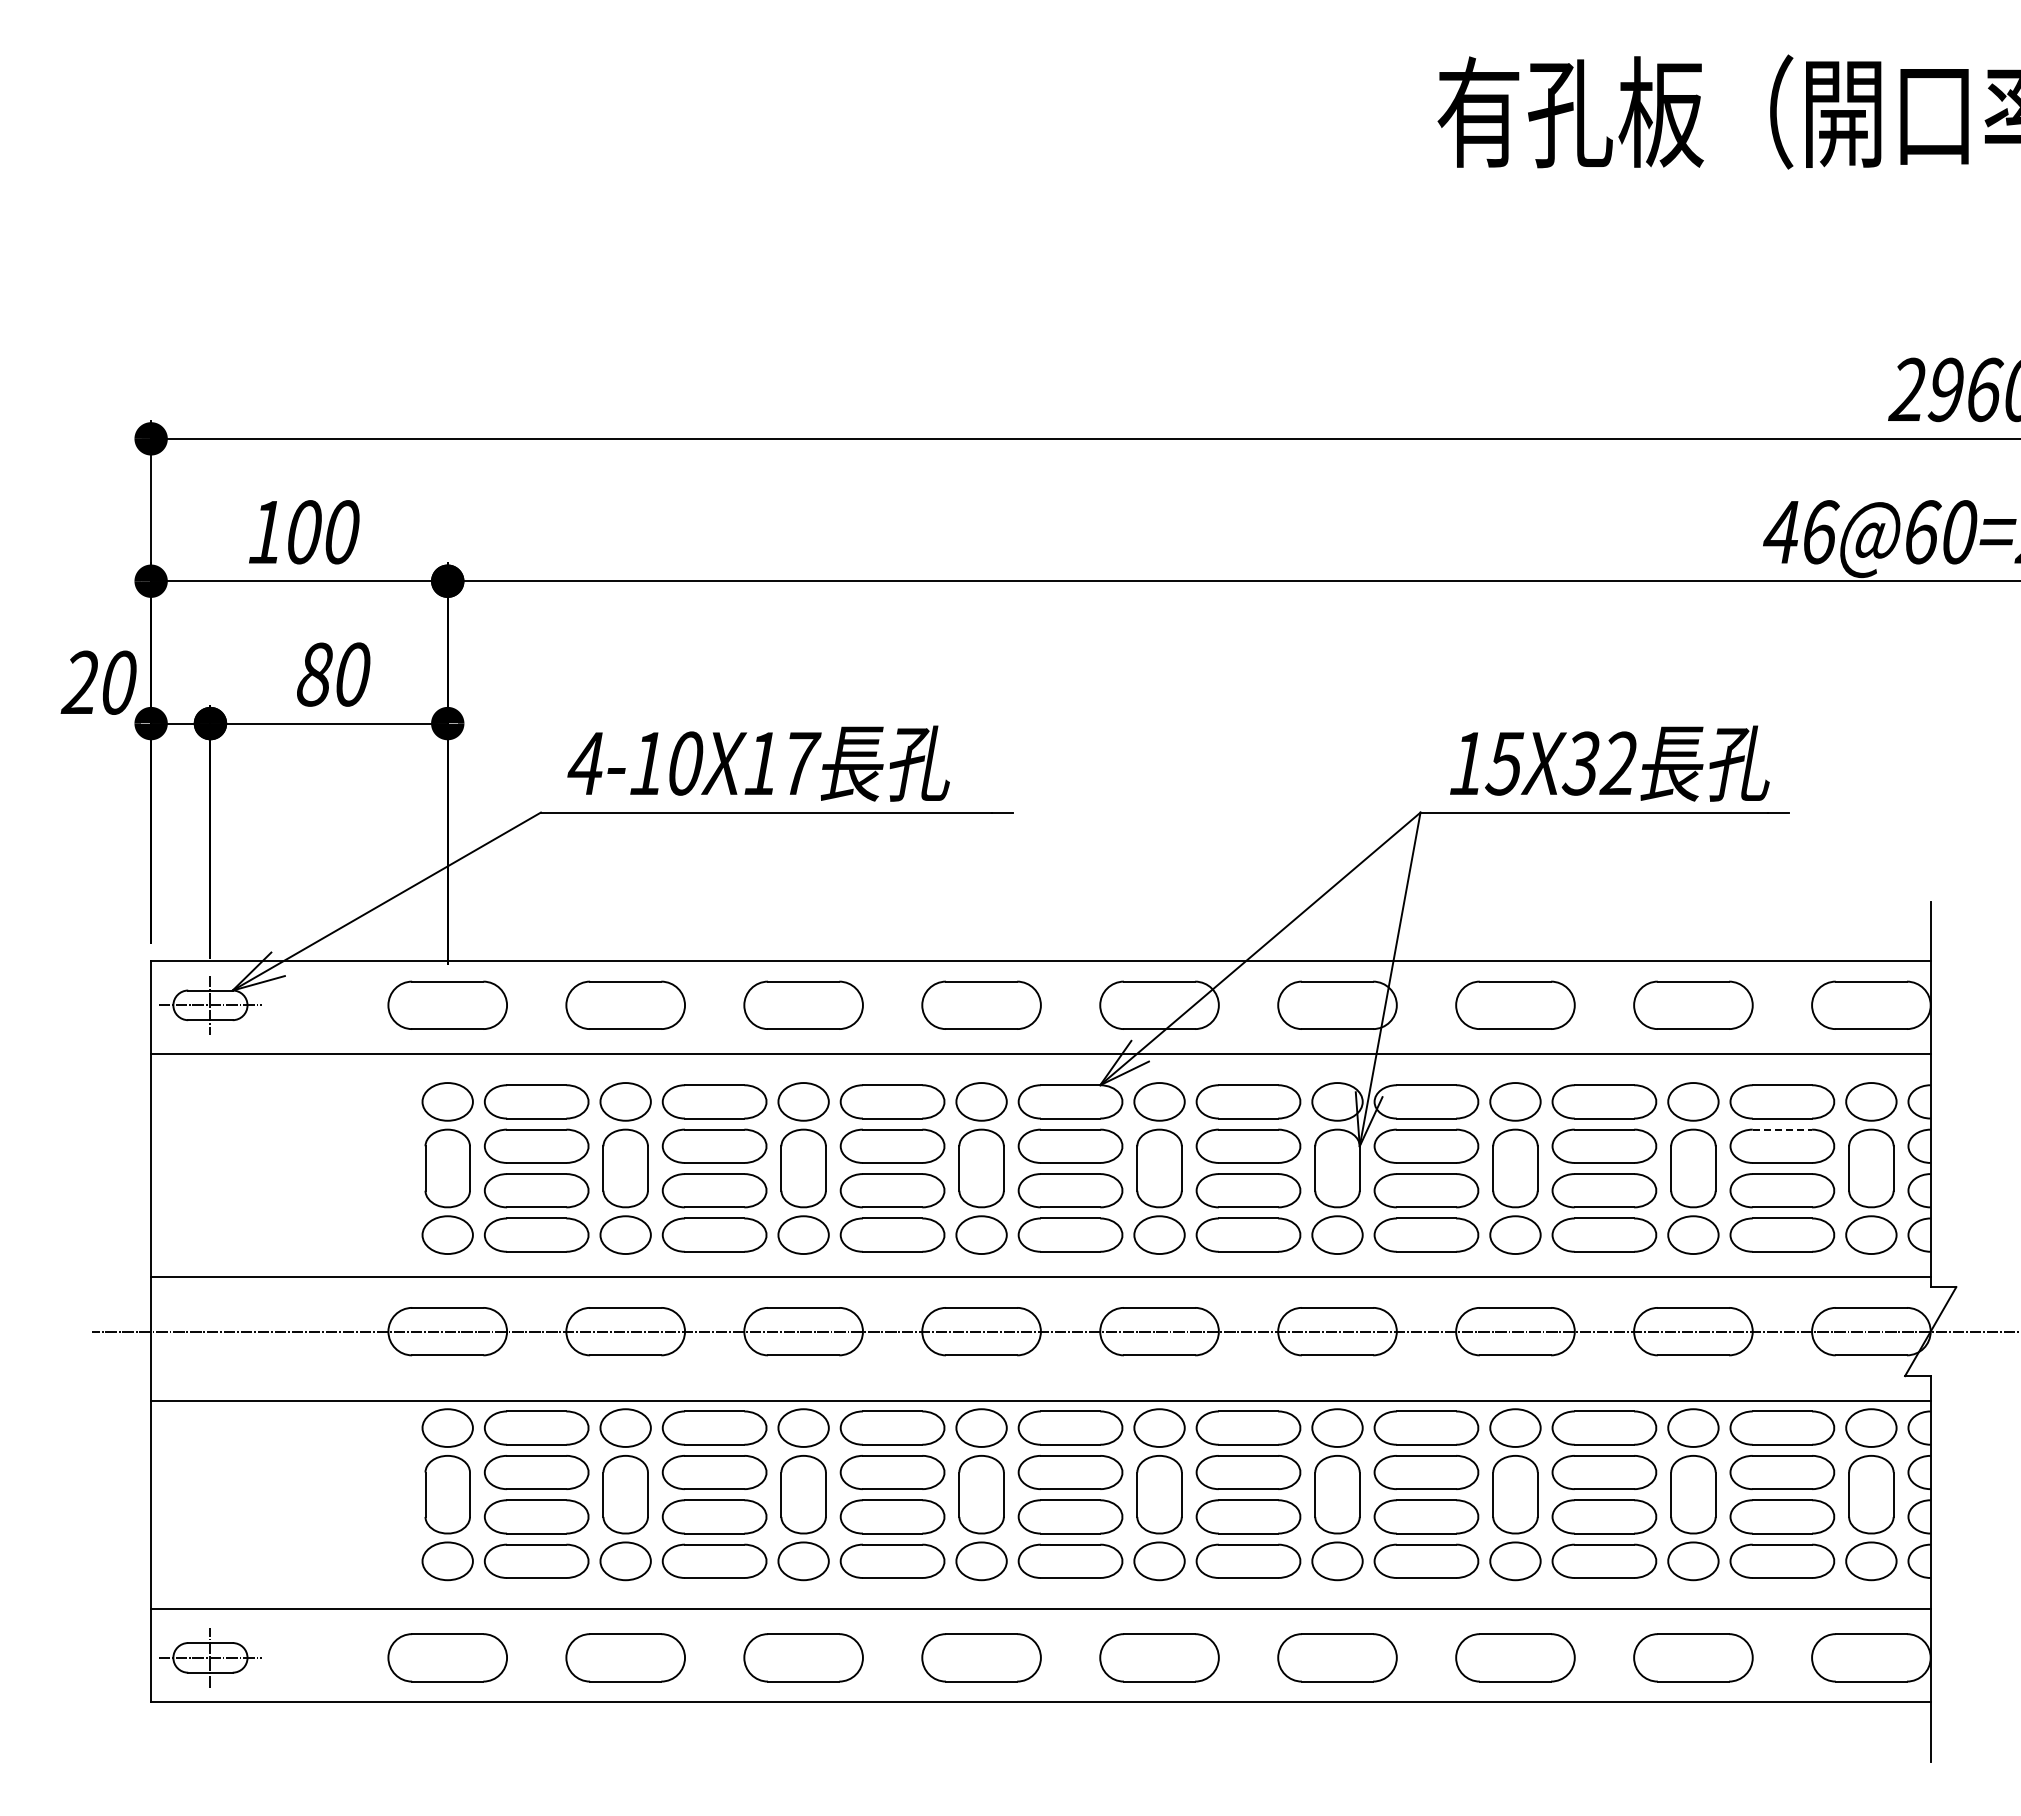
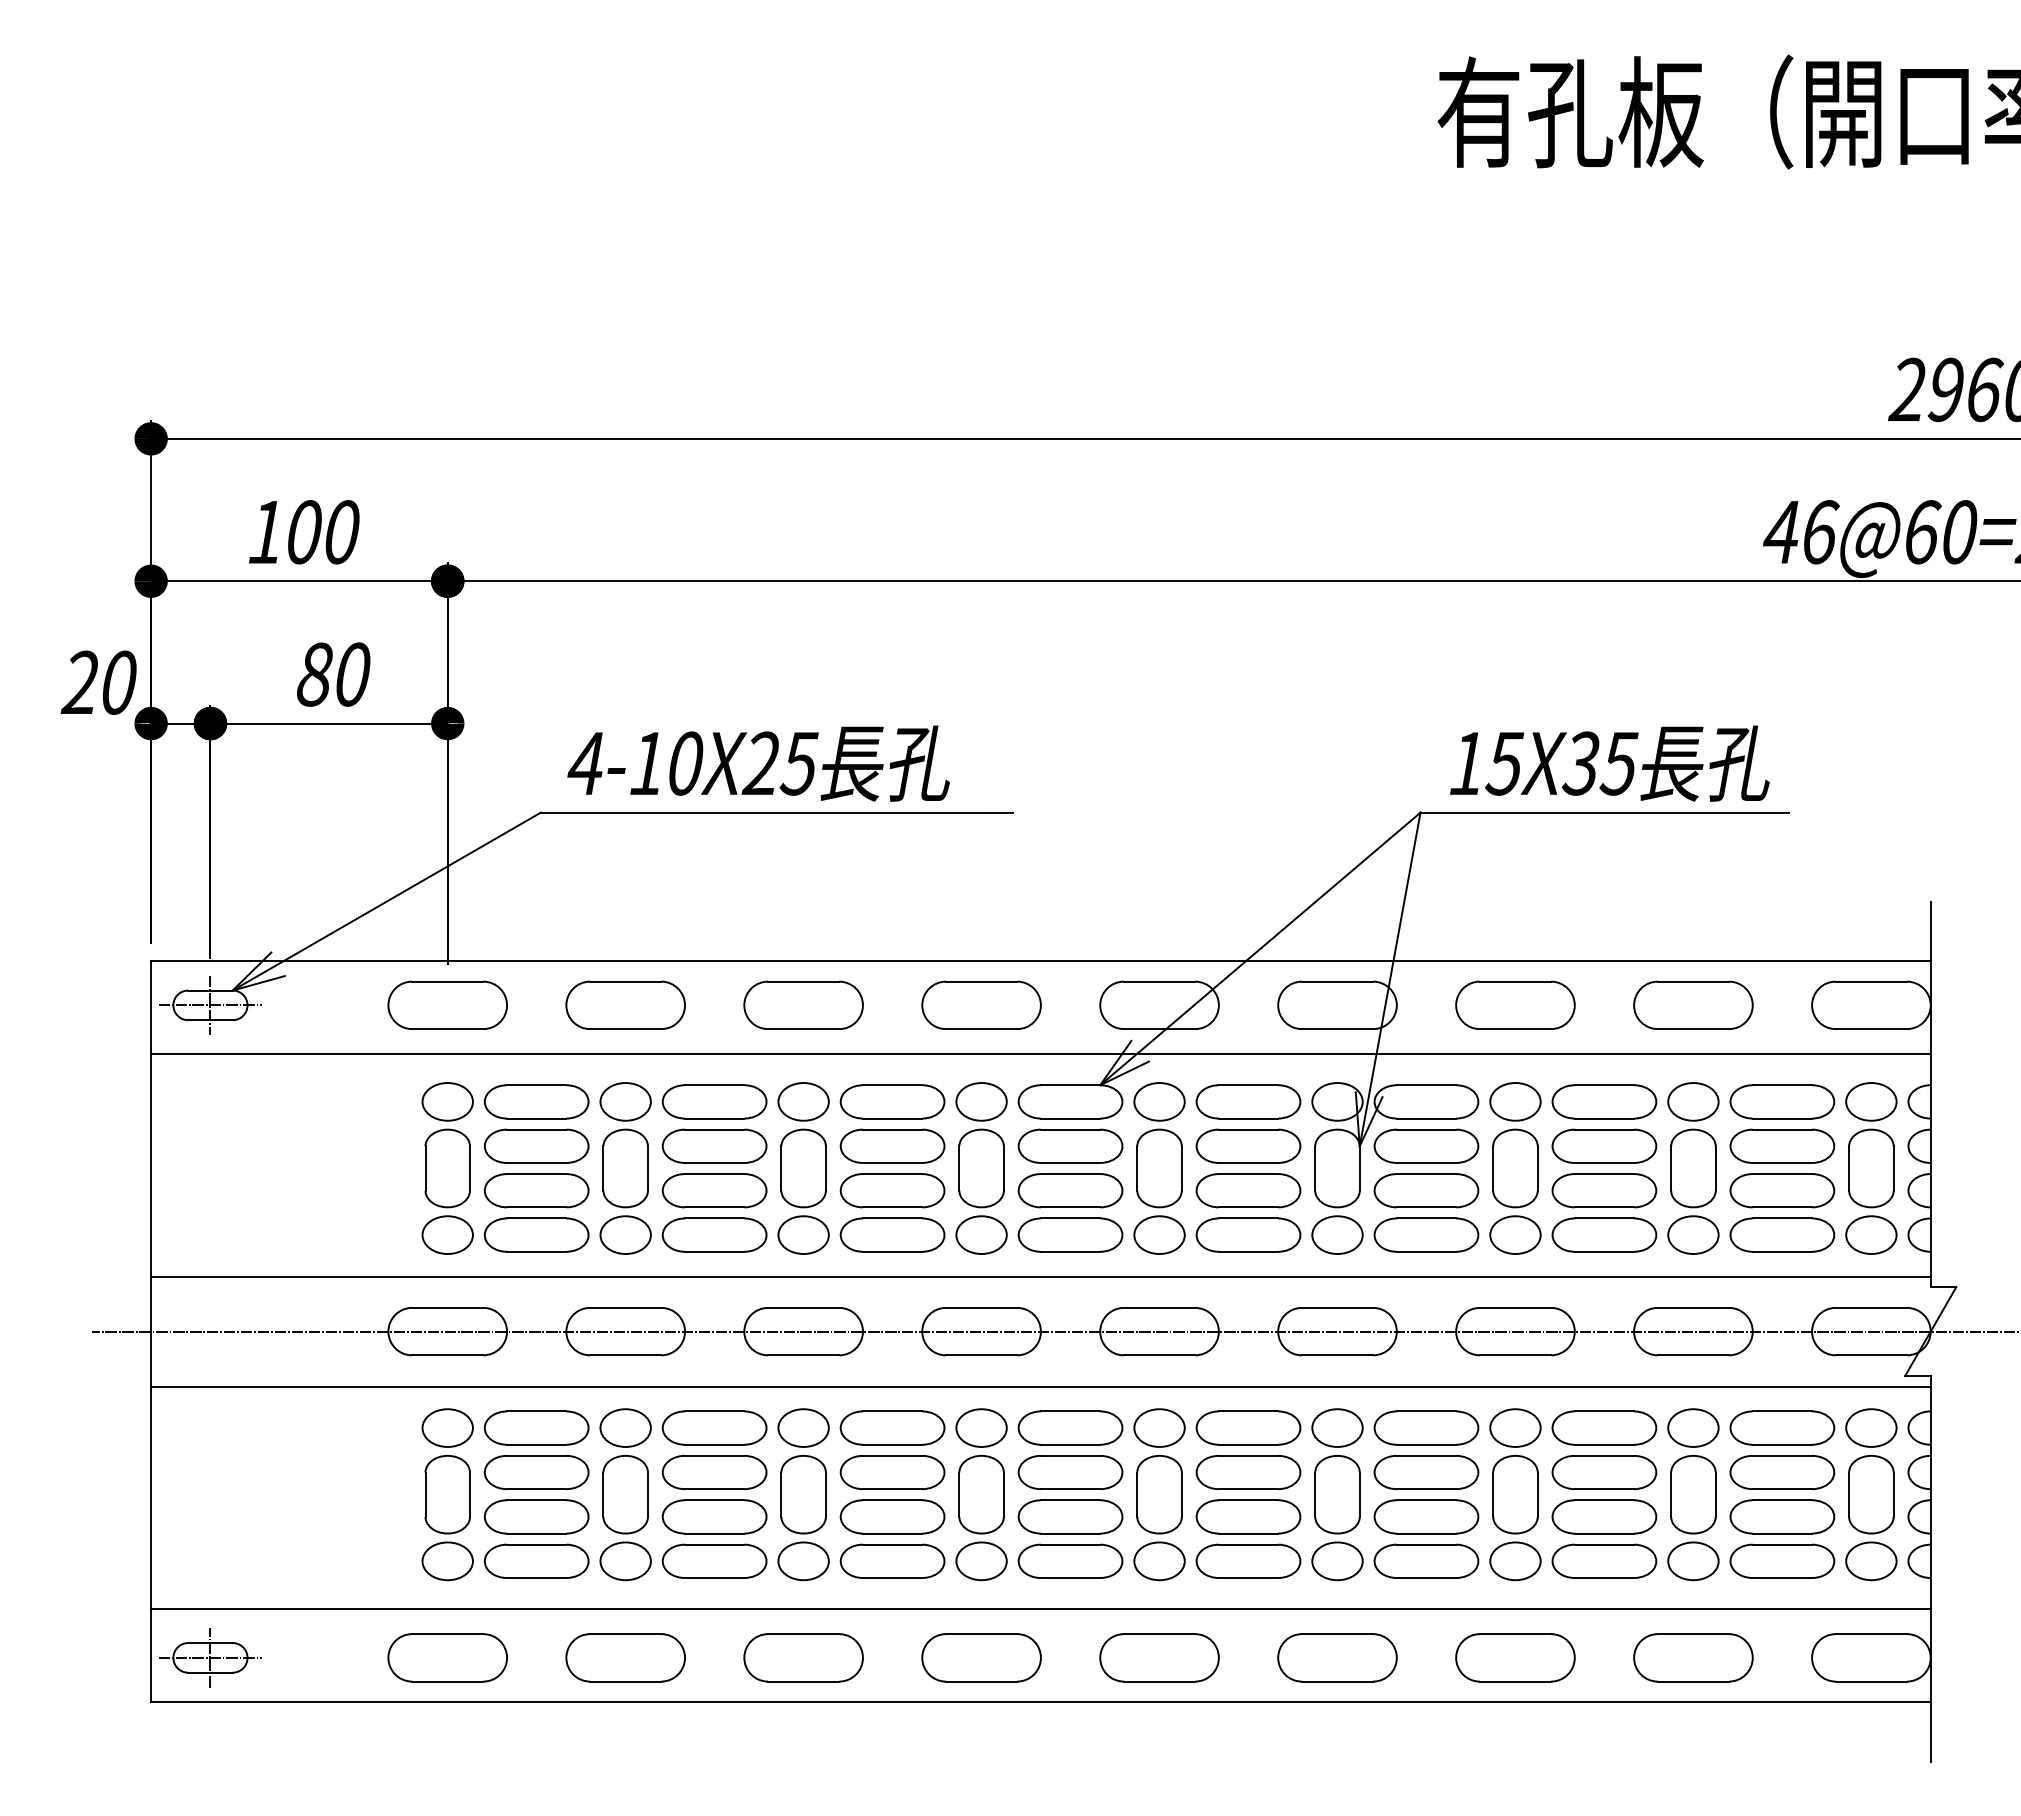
text: 4-10X17 -> 4-10X25 (781, 763)
text: 15X32 -> 15X35 (1618, 763)
line: dashed -> solid (1782, 1129)
line position: (1040, 1400) -> (1040, 1386) (1040, 1386)
